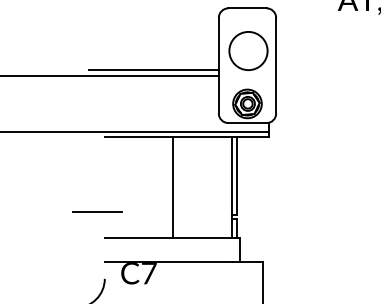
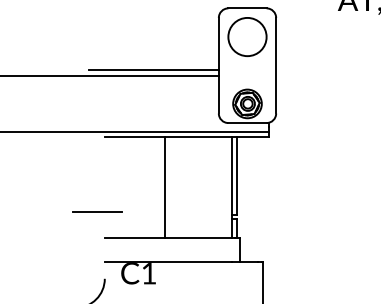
circle position: (248, 50) -> (247, 36) (247, 36)
line position: (173, 187) -> (165, 187) (165, 187)
text: C7 -> C1 (149, 273)
